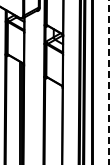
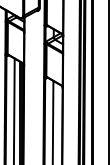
line: dashed -> solid (108, 82)
line: none -> present (13, 109)
line: none -> present (52, 121)
